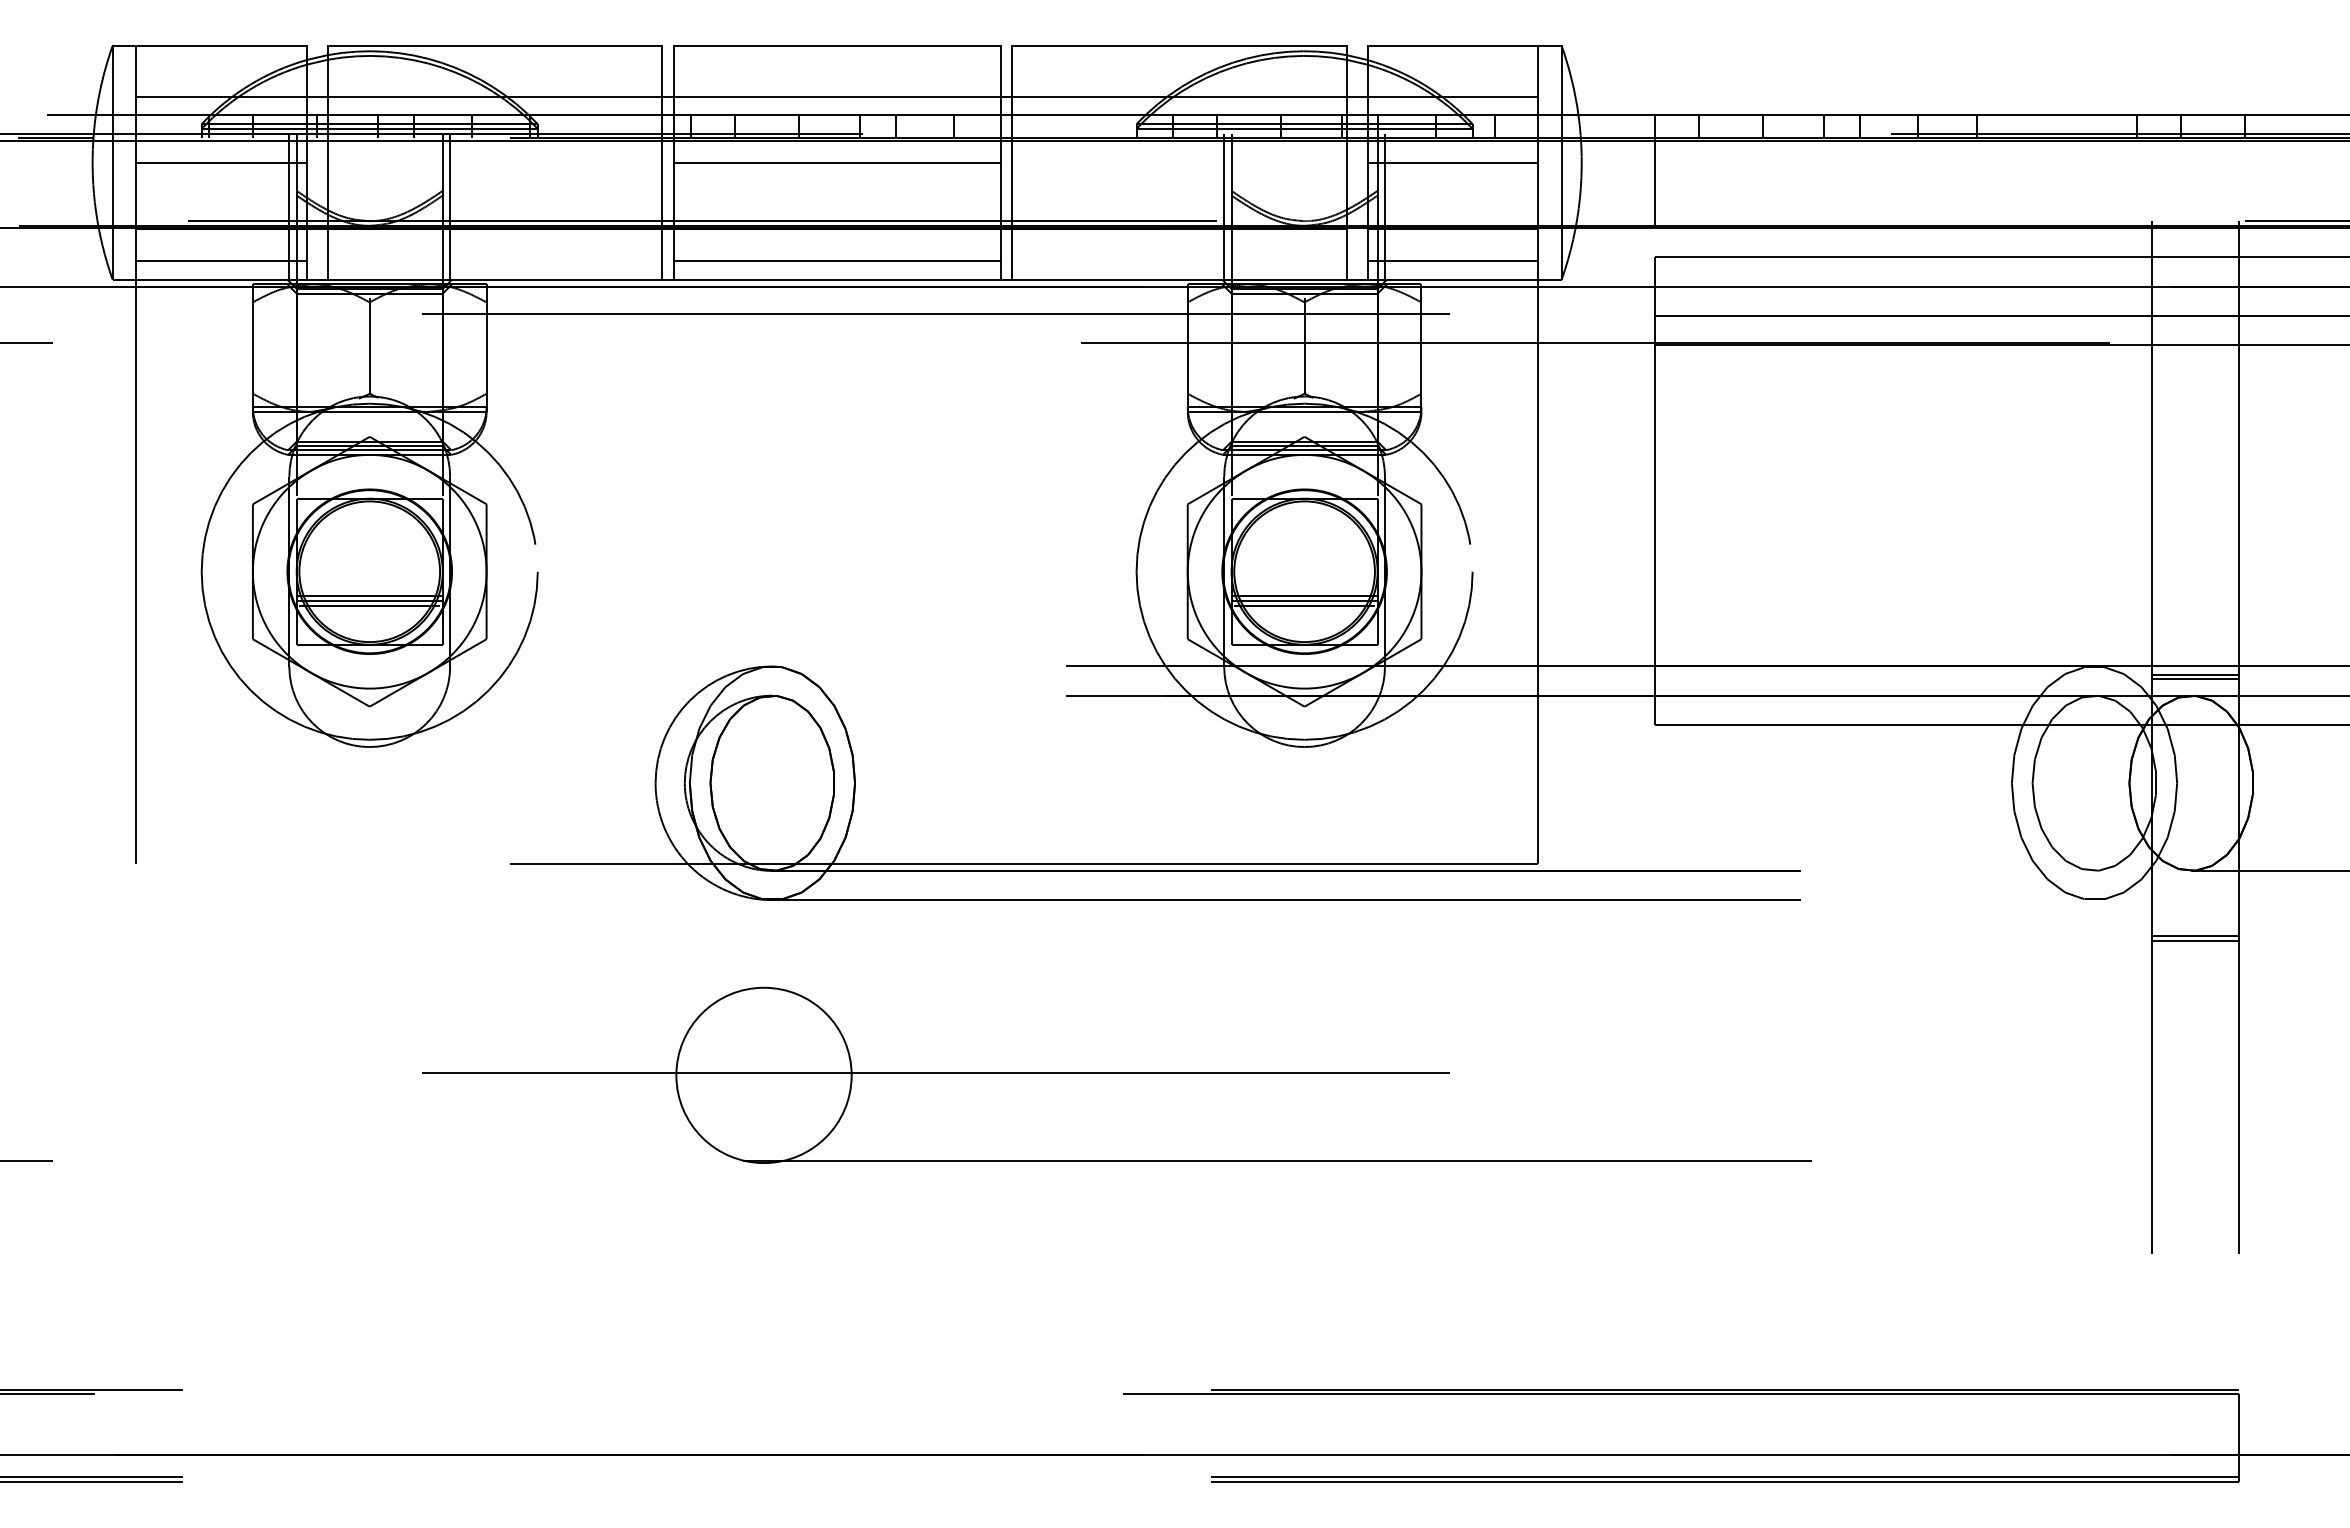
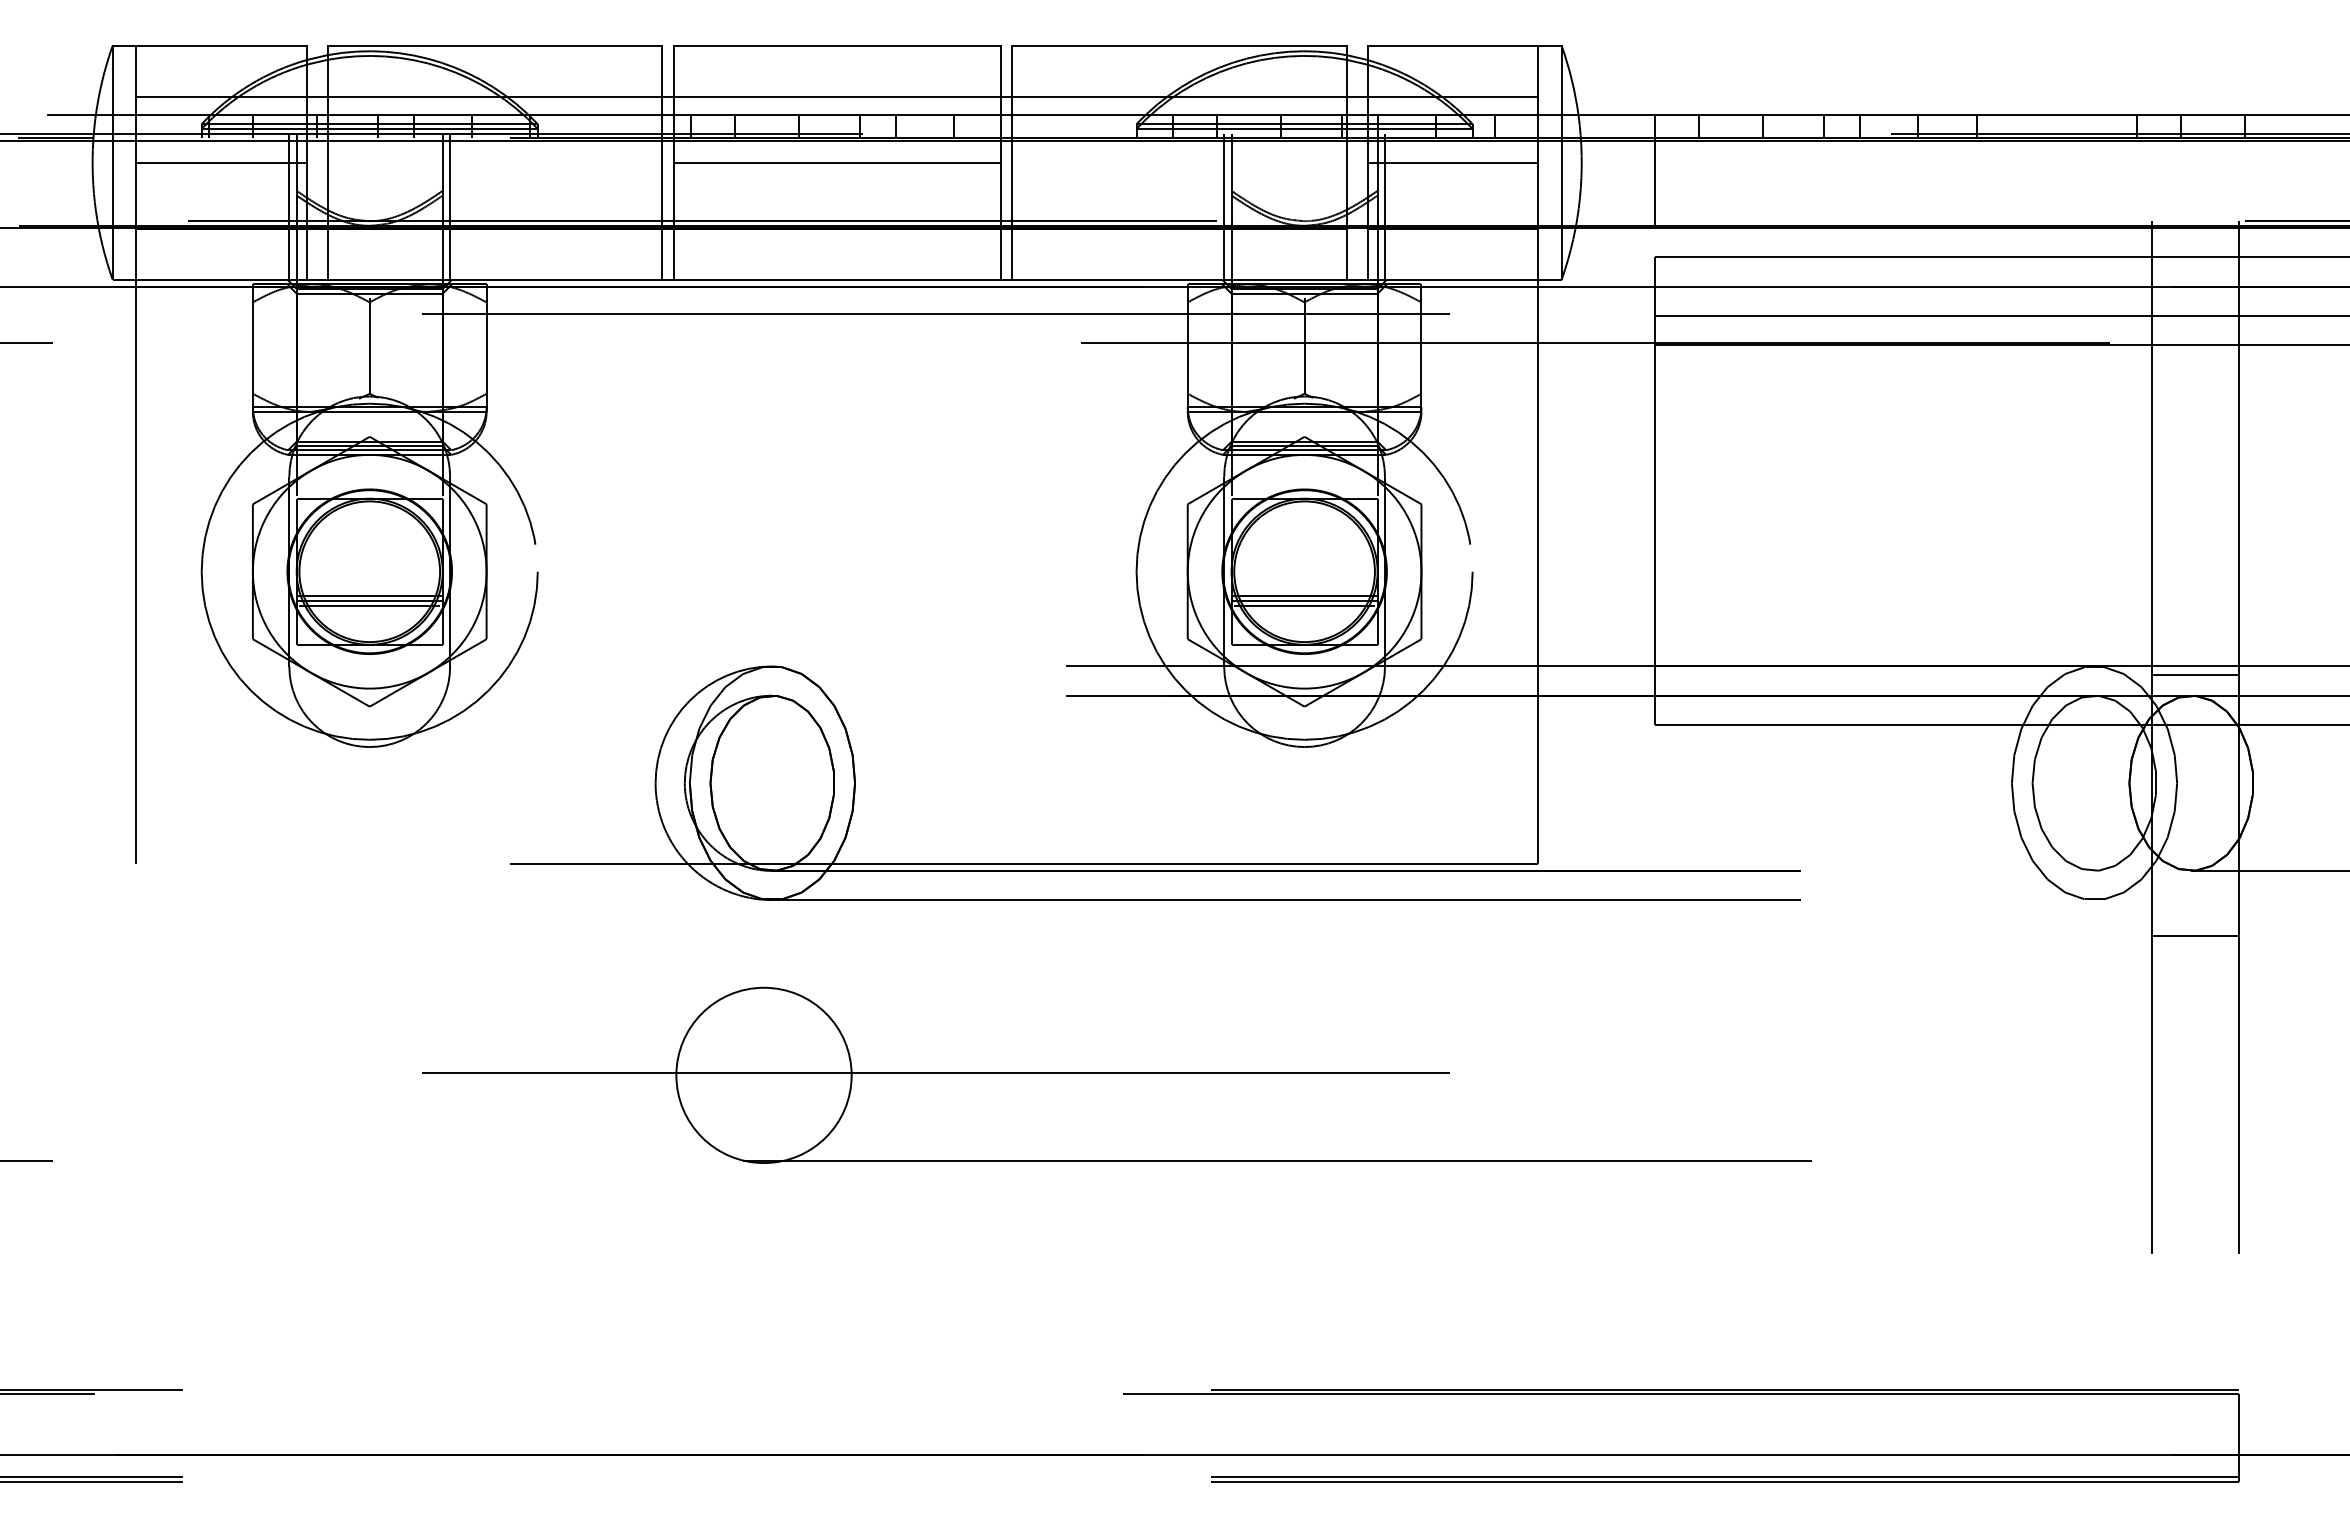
line: present -> none (221, 261)
line: present -> none (836, 261)
line: present -> none (1452, 261)
line: present -> none (2195, 679)
line: present -> none (2195, 941)
